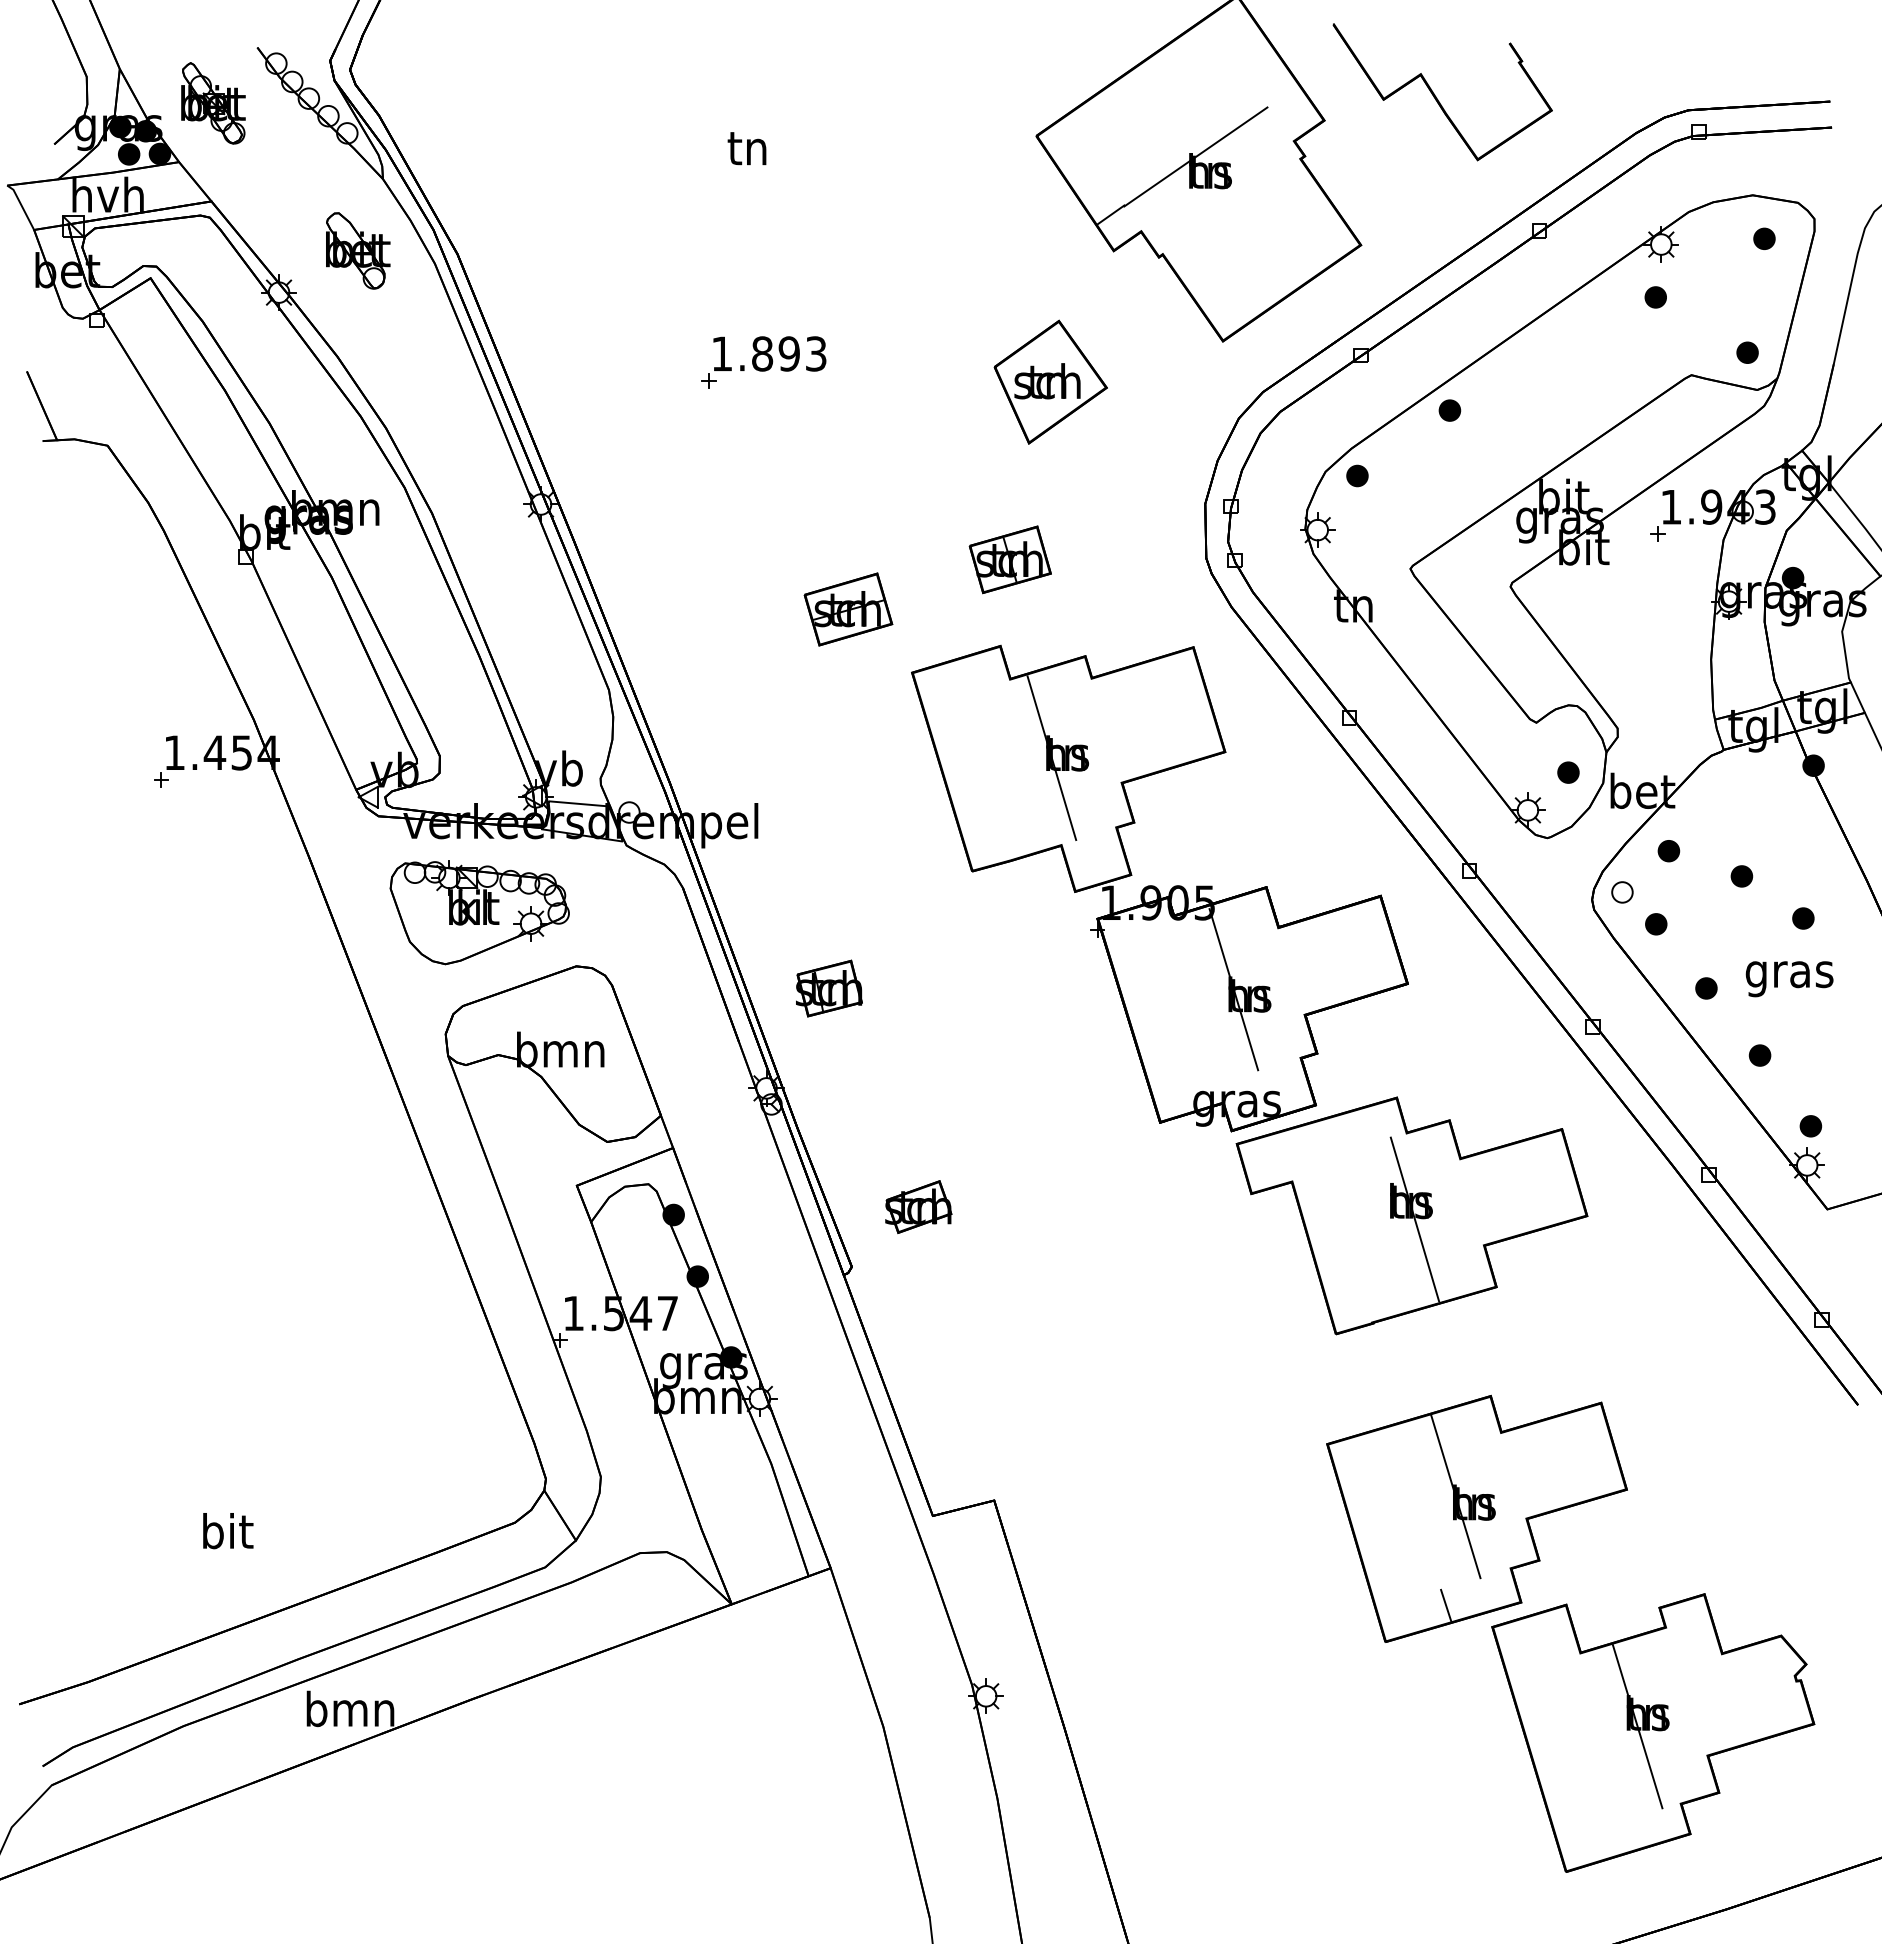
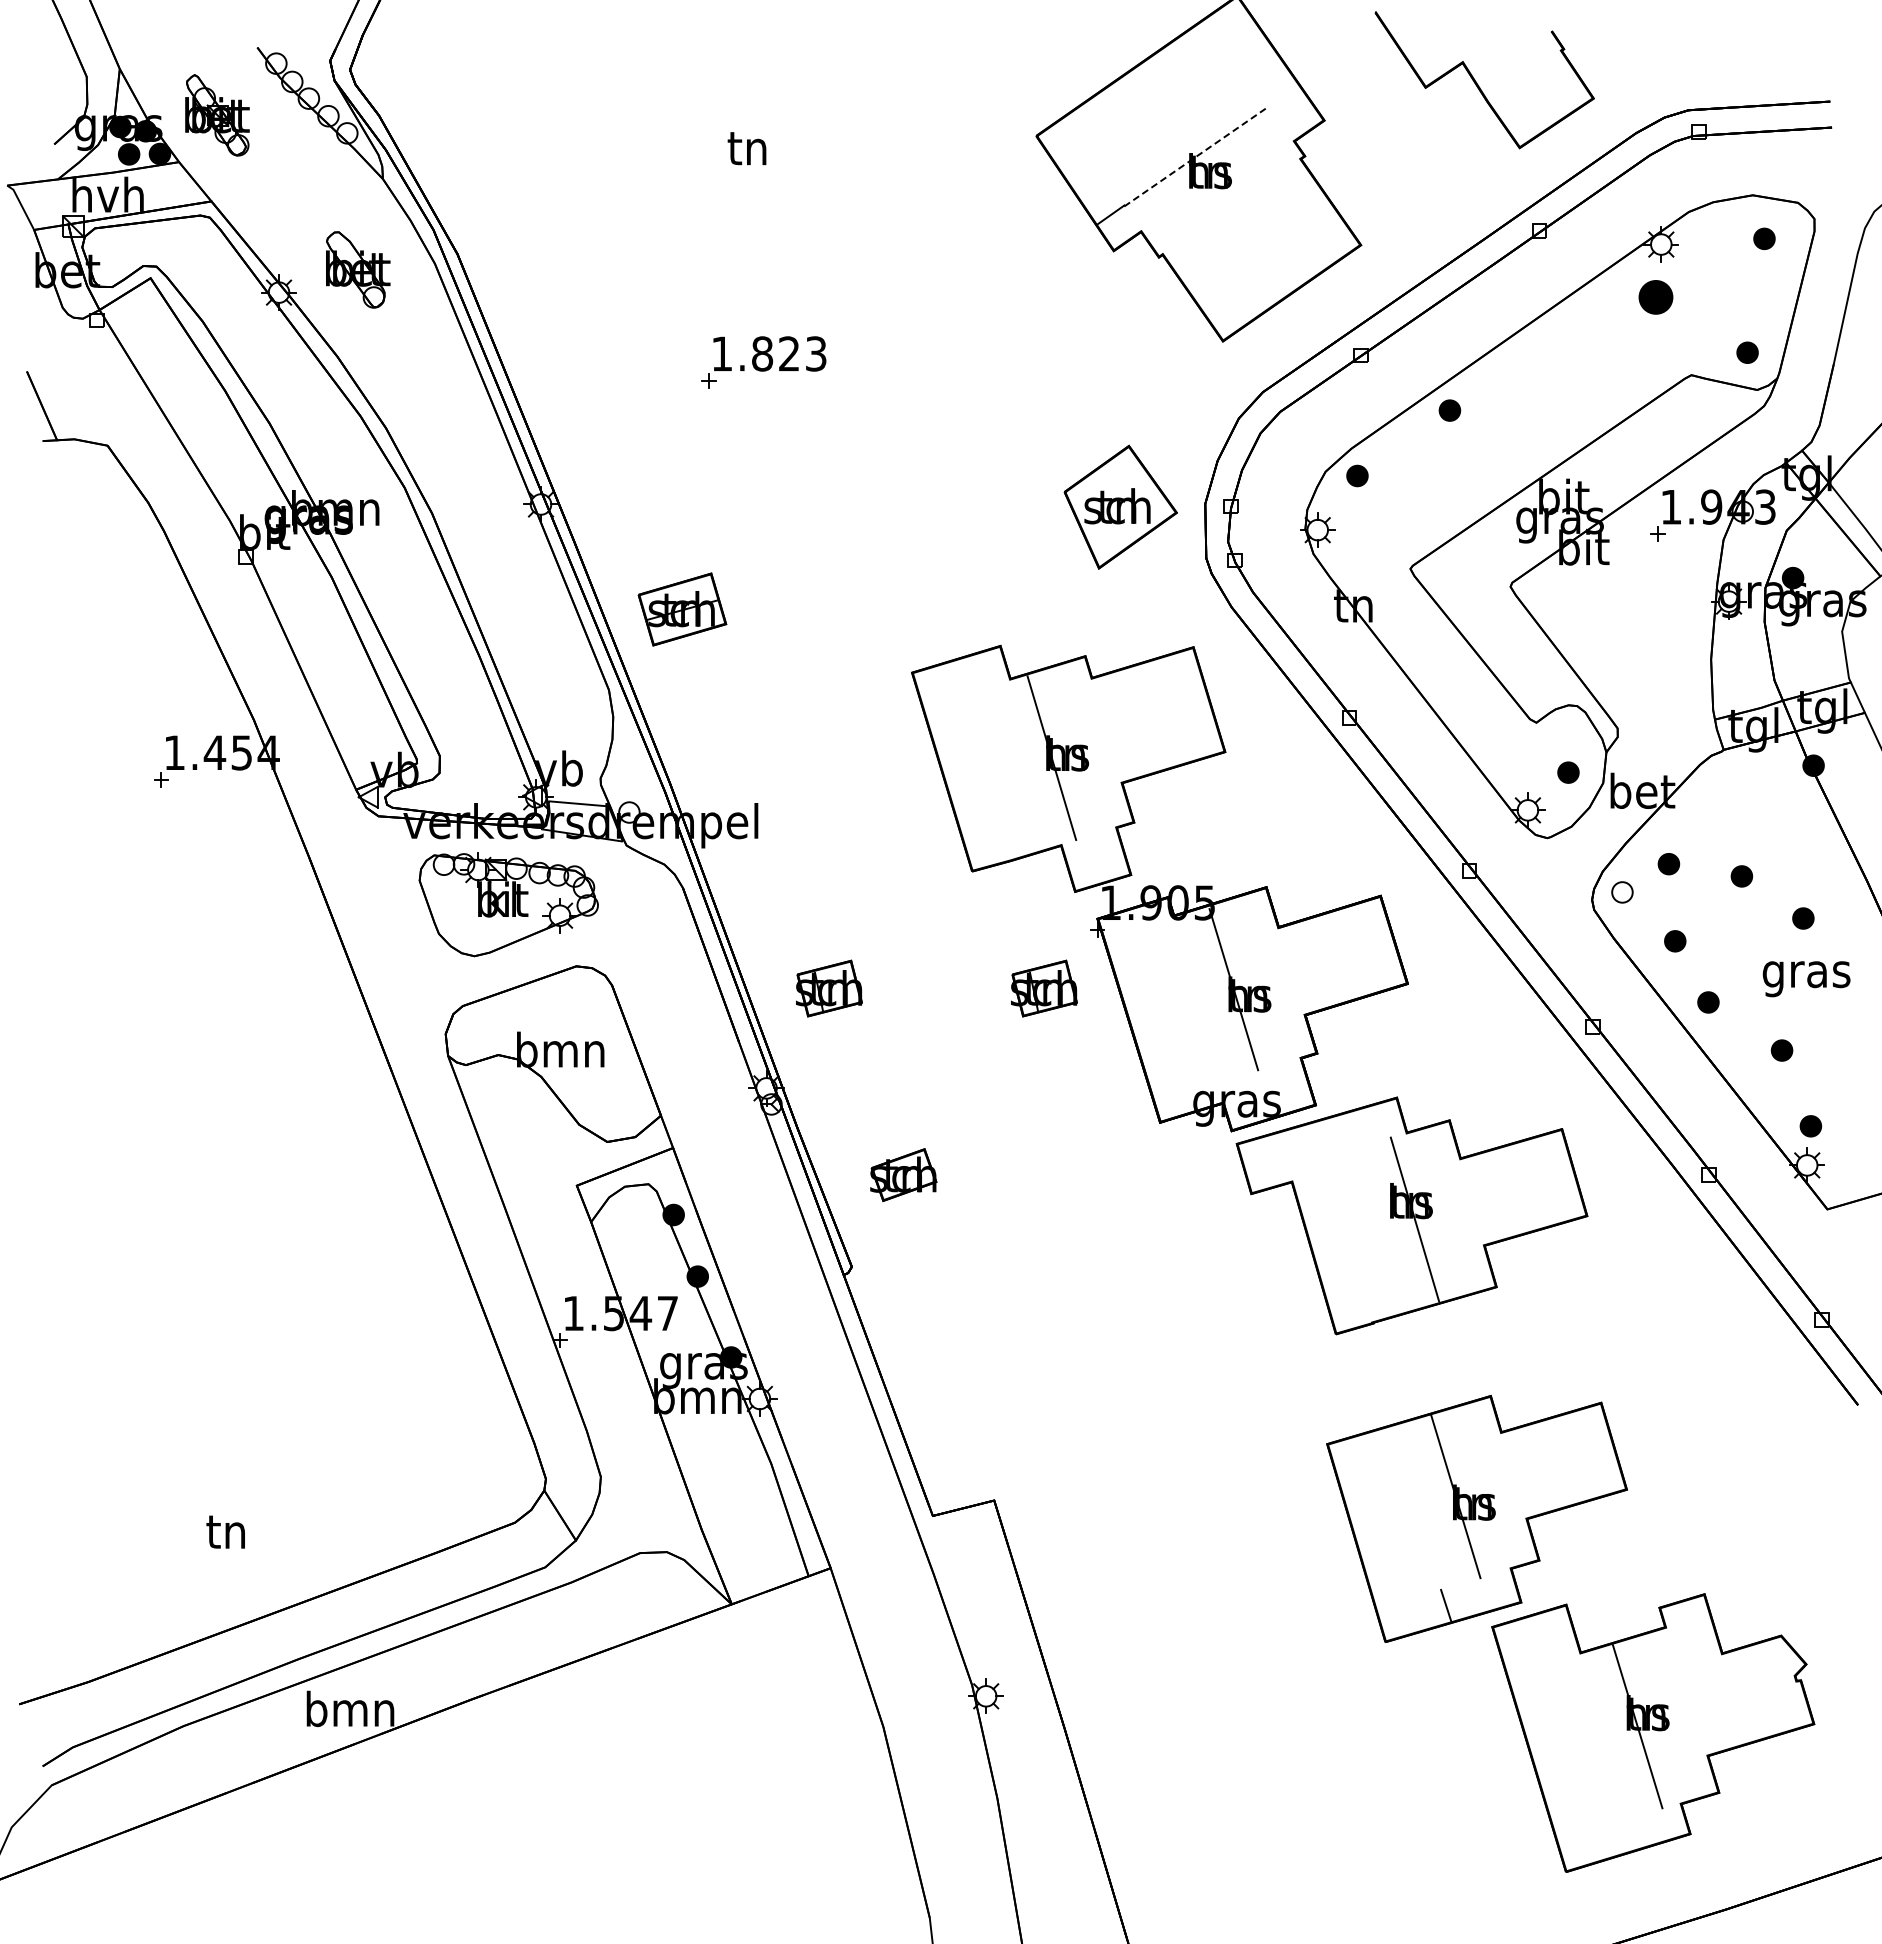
part position: (1436, 96) -> (1478, 84) (1478, 84)
part position: (213, 103) -> (217, 115) (217, 115)
line: solid -> dashed (1196, 156)
part position: (358, 250) -> (358, 269) (358, 269)
part size: 23x23 px -> 36x35 px (1655, 297)
text: 1.893 -> 1.823 (788, 353)
part position: (1050, 381) -> (1120, 506) (1120, 506)
part: present -> none (1009, 559)
part position: (848, 609) -> (682, 609) (682, 609)
part position: (1668, 851) -> (1668, 864) (1668, 864)
part position: (479, 912) -> (508, 904) (508, 904)
part position: (1656, 924) -> (1675, 941) (1675, 941)
text position: (1789, 979) -> (1806, 979) (1806, 979)
part: none -> present (1044, 988)
part position: (1706, 988) -> (1708, 1002) (1708, 1002)
part position: (1759, 1055) -> (1781, 1050) (1781, 1050)
part position: (918, 1206) -> (903, 1174) (903, 1174)
text: bit -> tn (228, 1531)
